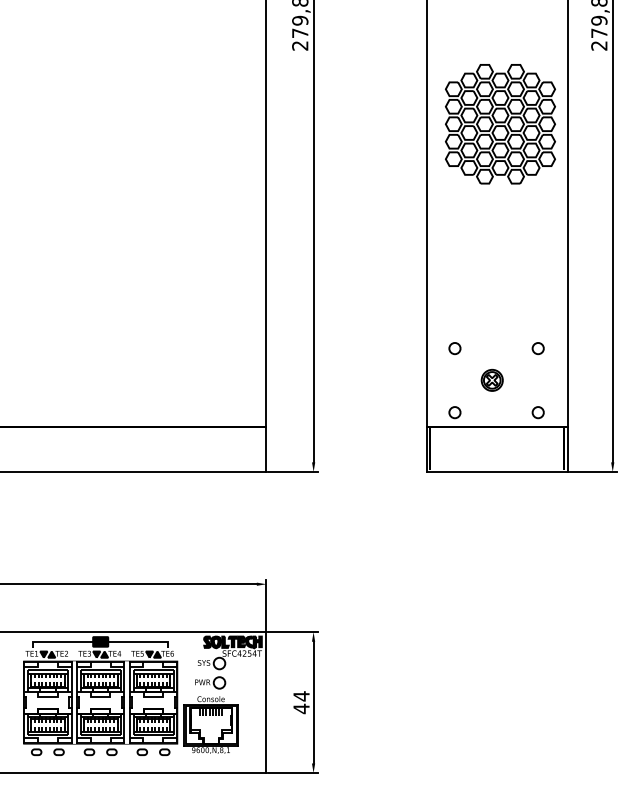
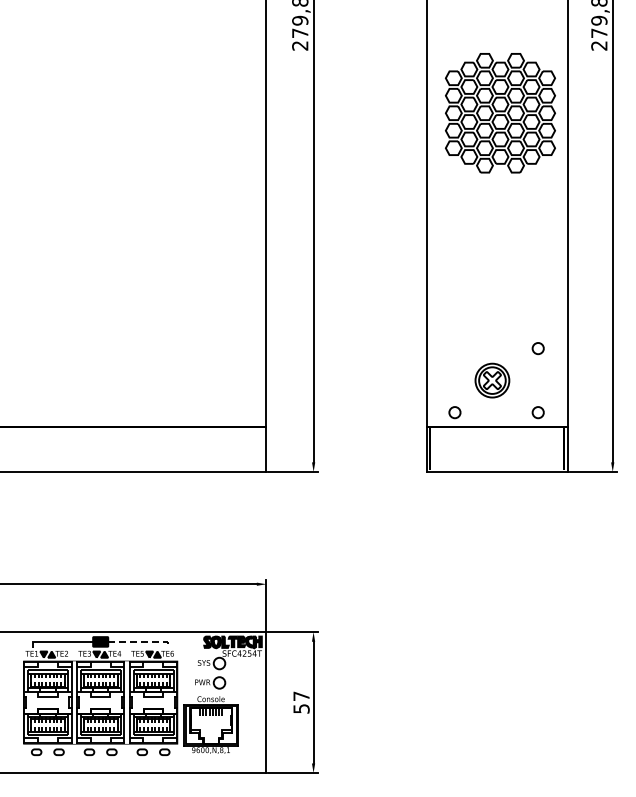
part position: (500, 124) -> (500, 113) (500, 113)
circle: present -> none (454, 348)
part size: 24x24 px -> 37x37 px (492, 380)
line: solid -> dashed (142, 641)
text: 44 -> 57 (301, 702)
